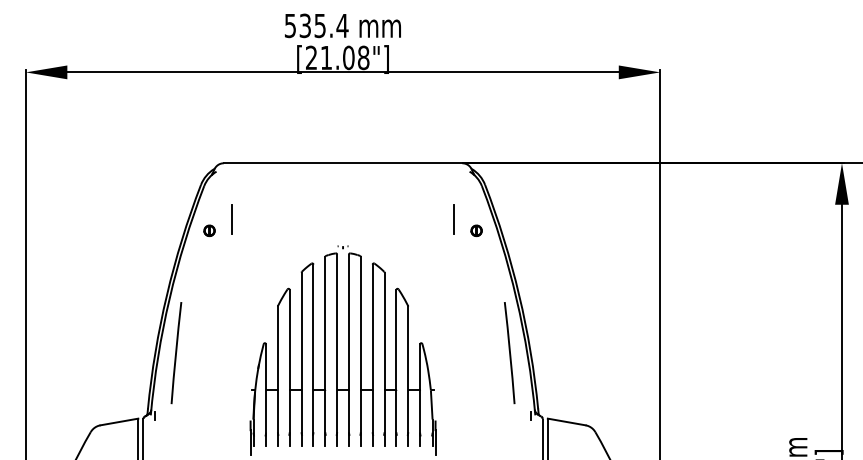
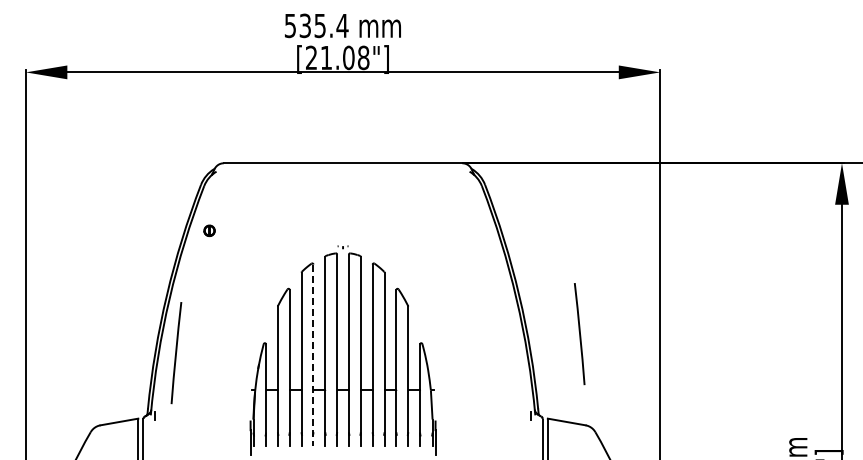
line: present -> none (231, 219)
line: present -> none (454, 219)
part: present -> none (476, 230)
line position: (509, 353) -> (579, 334) (579, 334)
line: solid -> dashed (313, 355)
